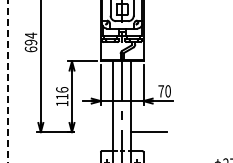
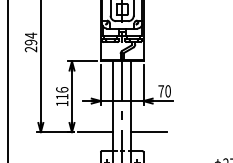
text: 694 -> 294 (30, 49)
line: dashed -> solid (8, 81)
line: none -> present (95, 132)
